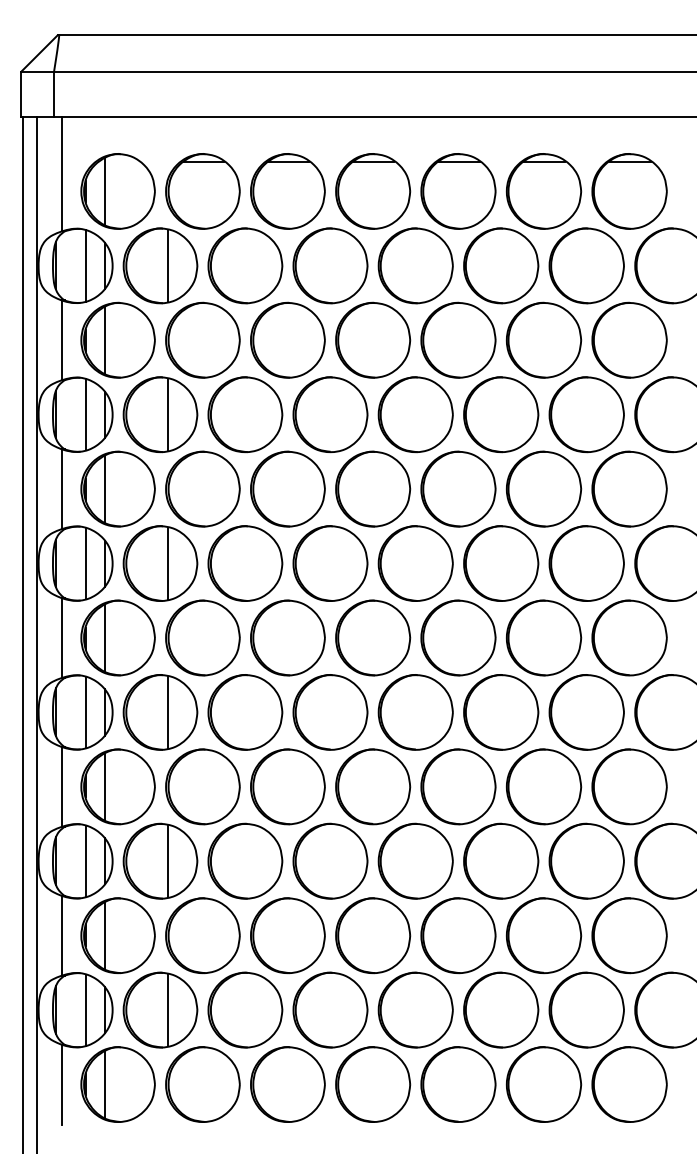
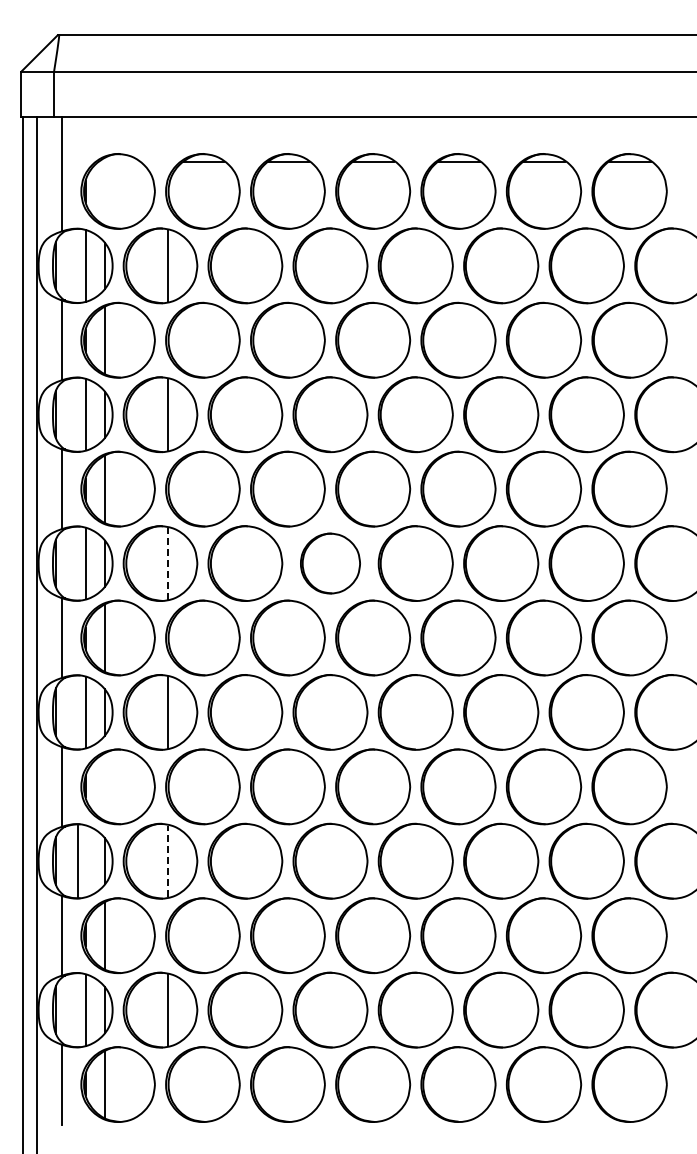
line: present -> none (104, 191)
line: solid -> dashed (168, 563)
part size: 77x77 px -> 61x63 px (330, 563)
line: present -> none (104, 786)
line position: (86, 861) -> (78, 861) (78, 861)
line: solid -> dashed (168, 861)
